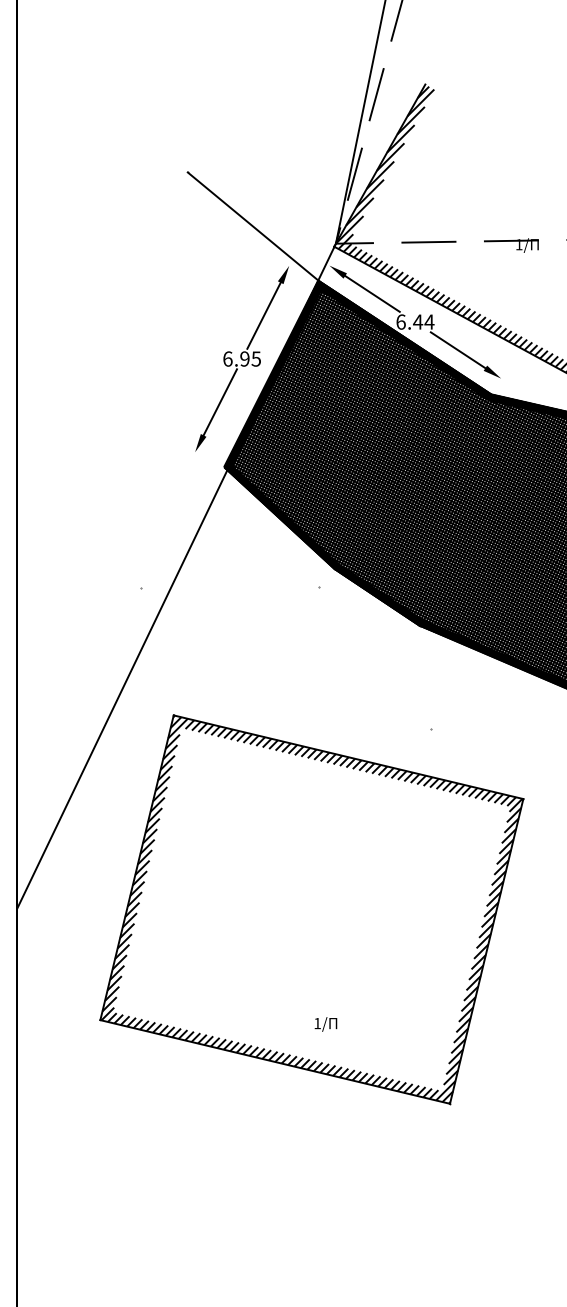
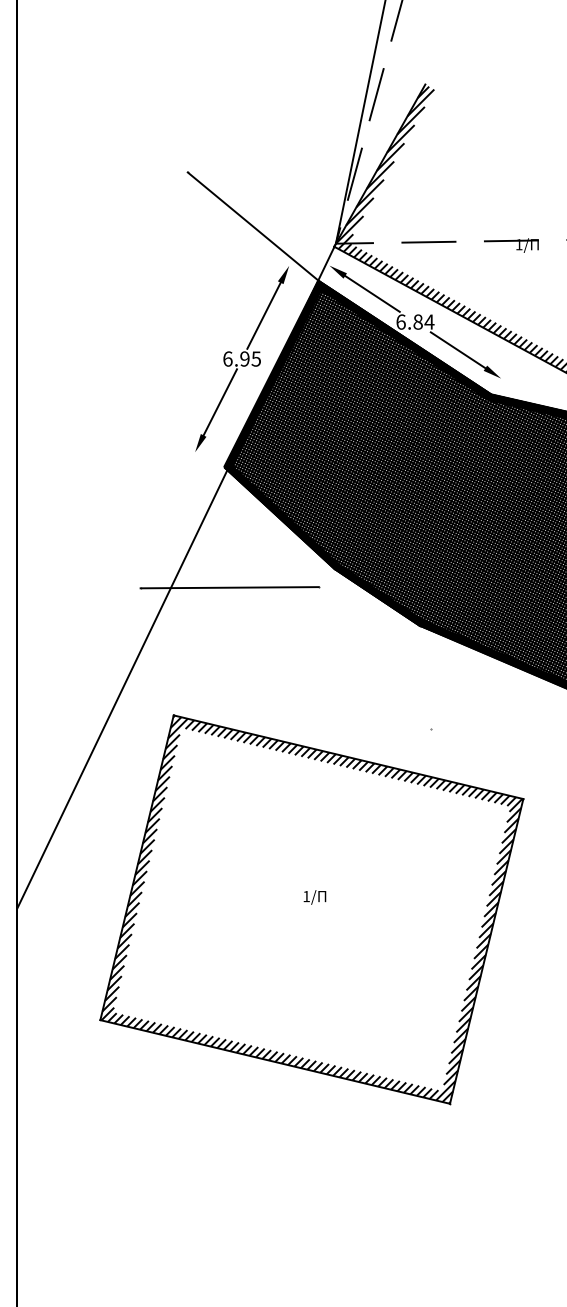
text: 6.44 -> 6.84 (418, 321)
line: none -> present (229, 587)
text position: (325, 1024) -> (314, 897) (314, 897)
